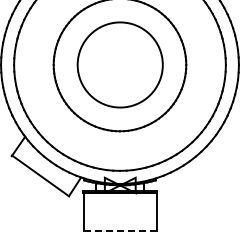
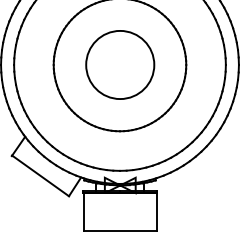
circle diameter: 85 px -> 68 px (120, 64)
line: dashed -> solid (120, 230)
